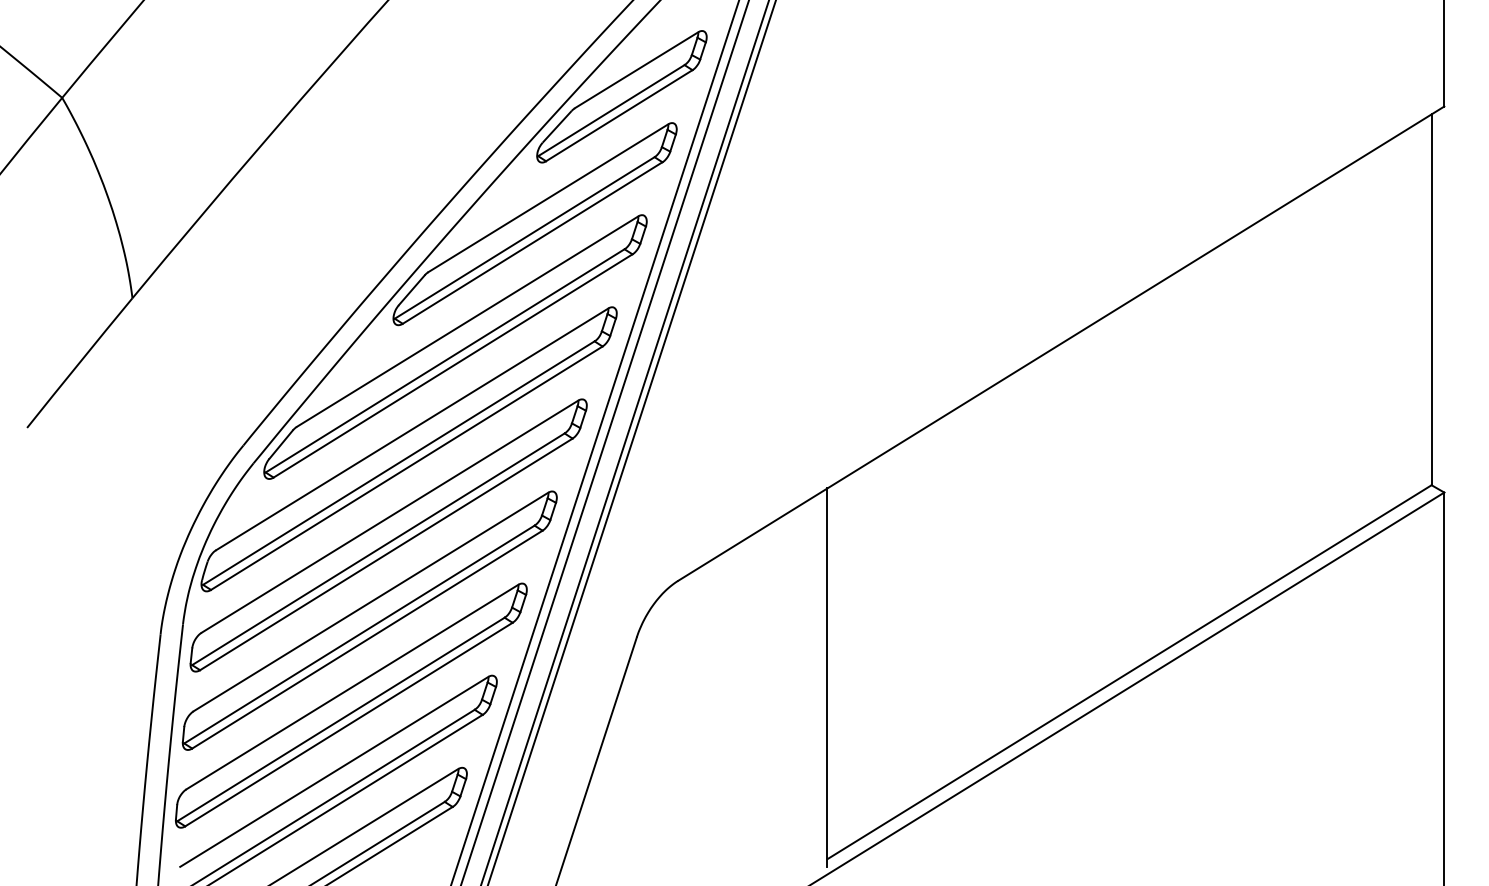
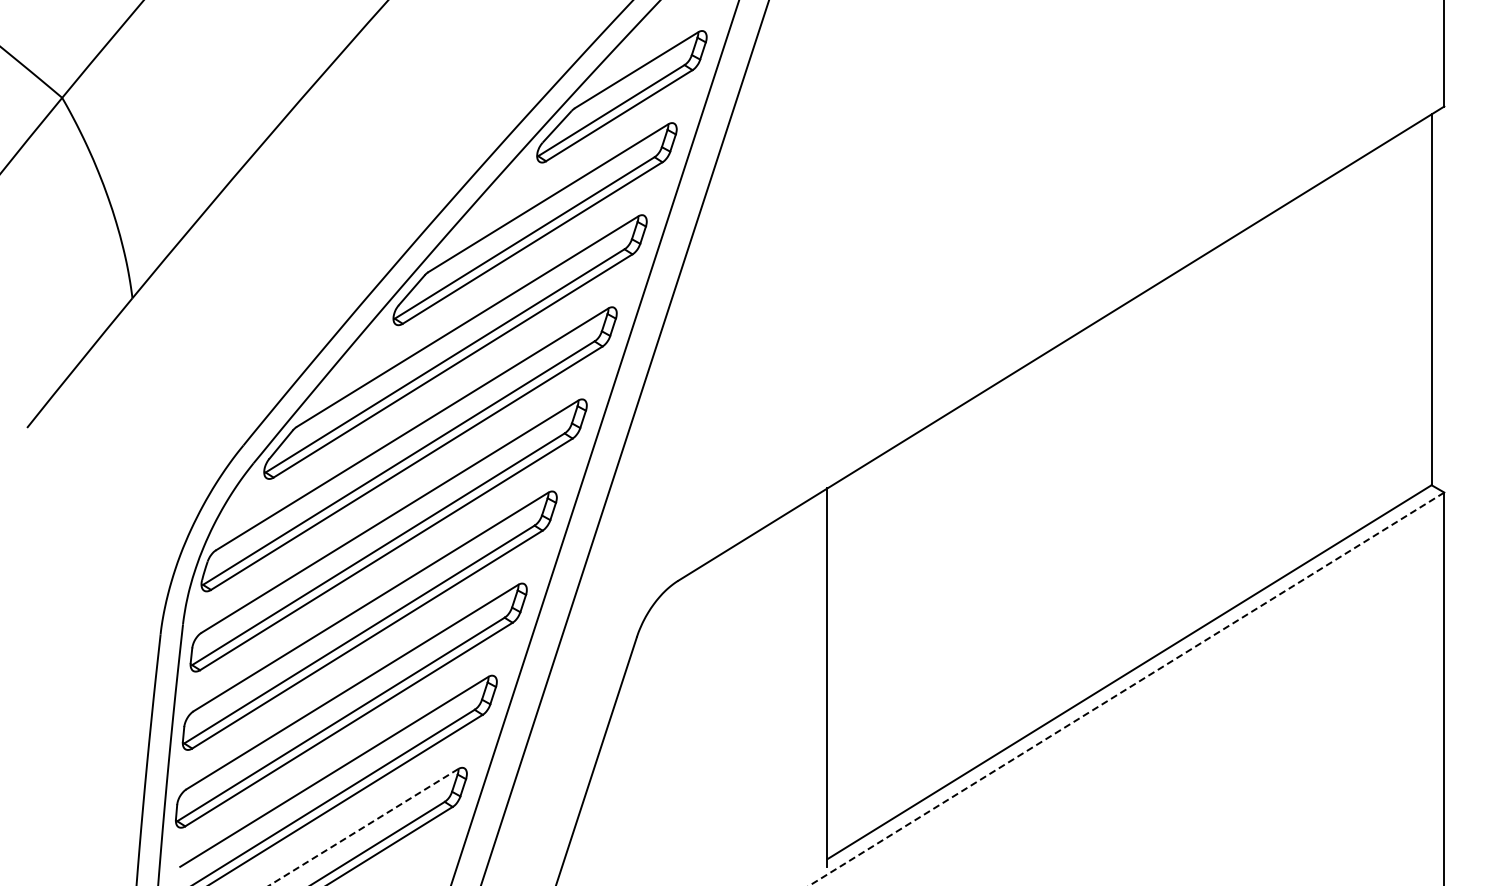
line: present -> none (604, 442)
line: present -> none (631, 442)
line: solid -> dashed (1126, 689)
line: solid -> dashed (363, 827)
